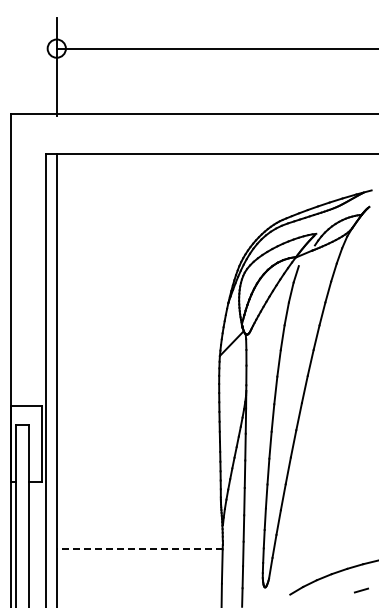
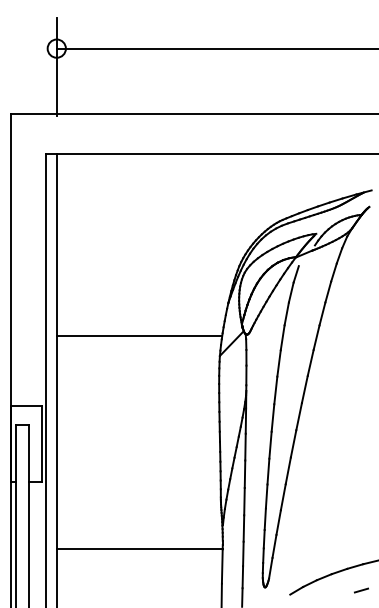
line: none -> present (139, 336)
line: dashed -> solid (139, 549)
